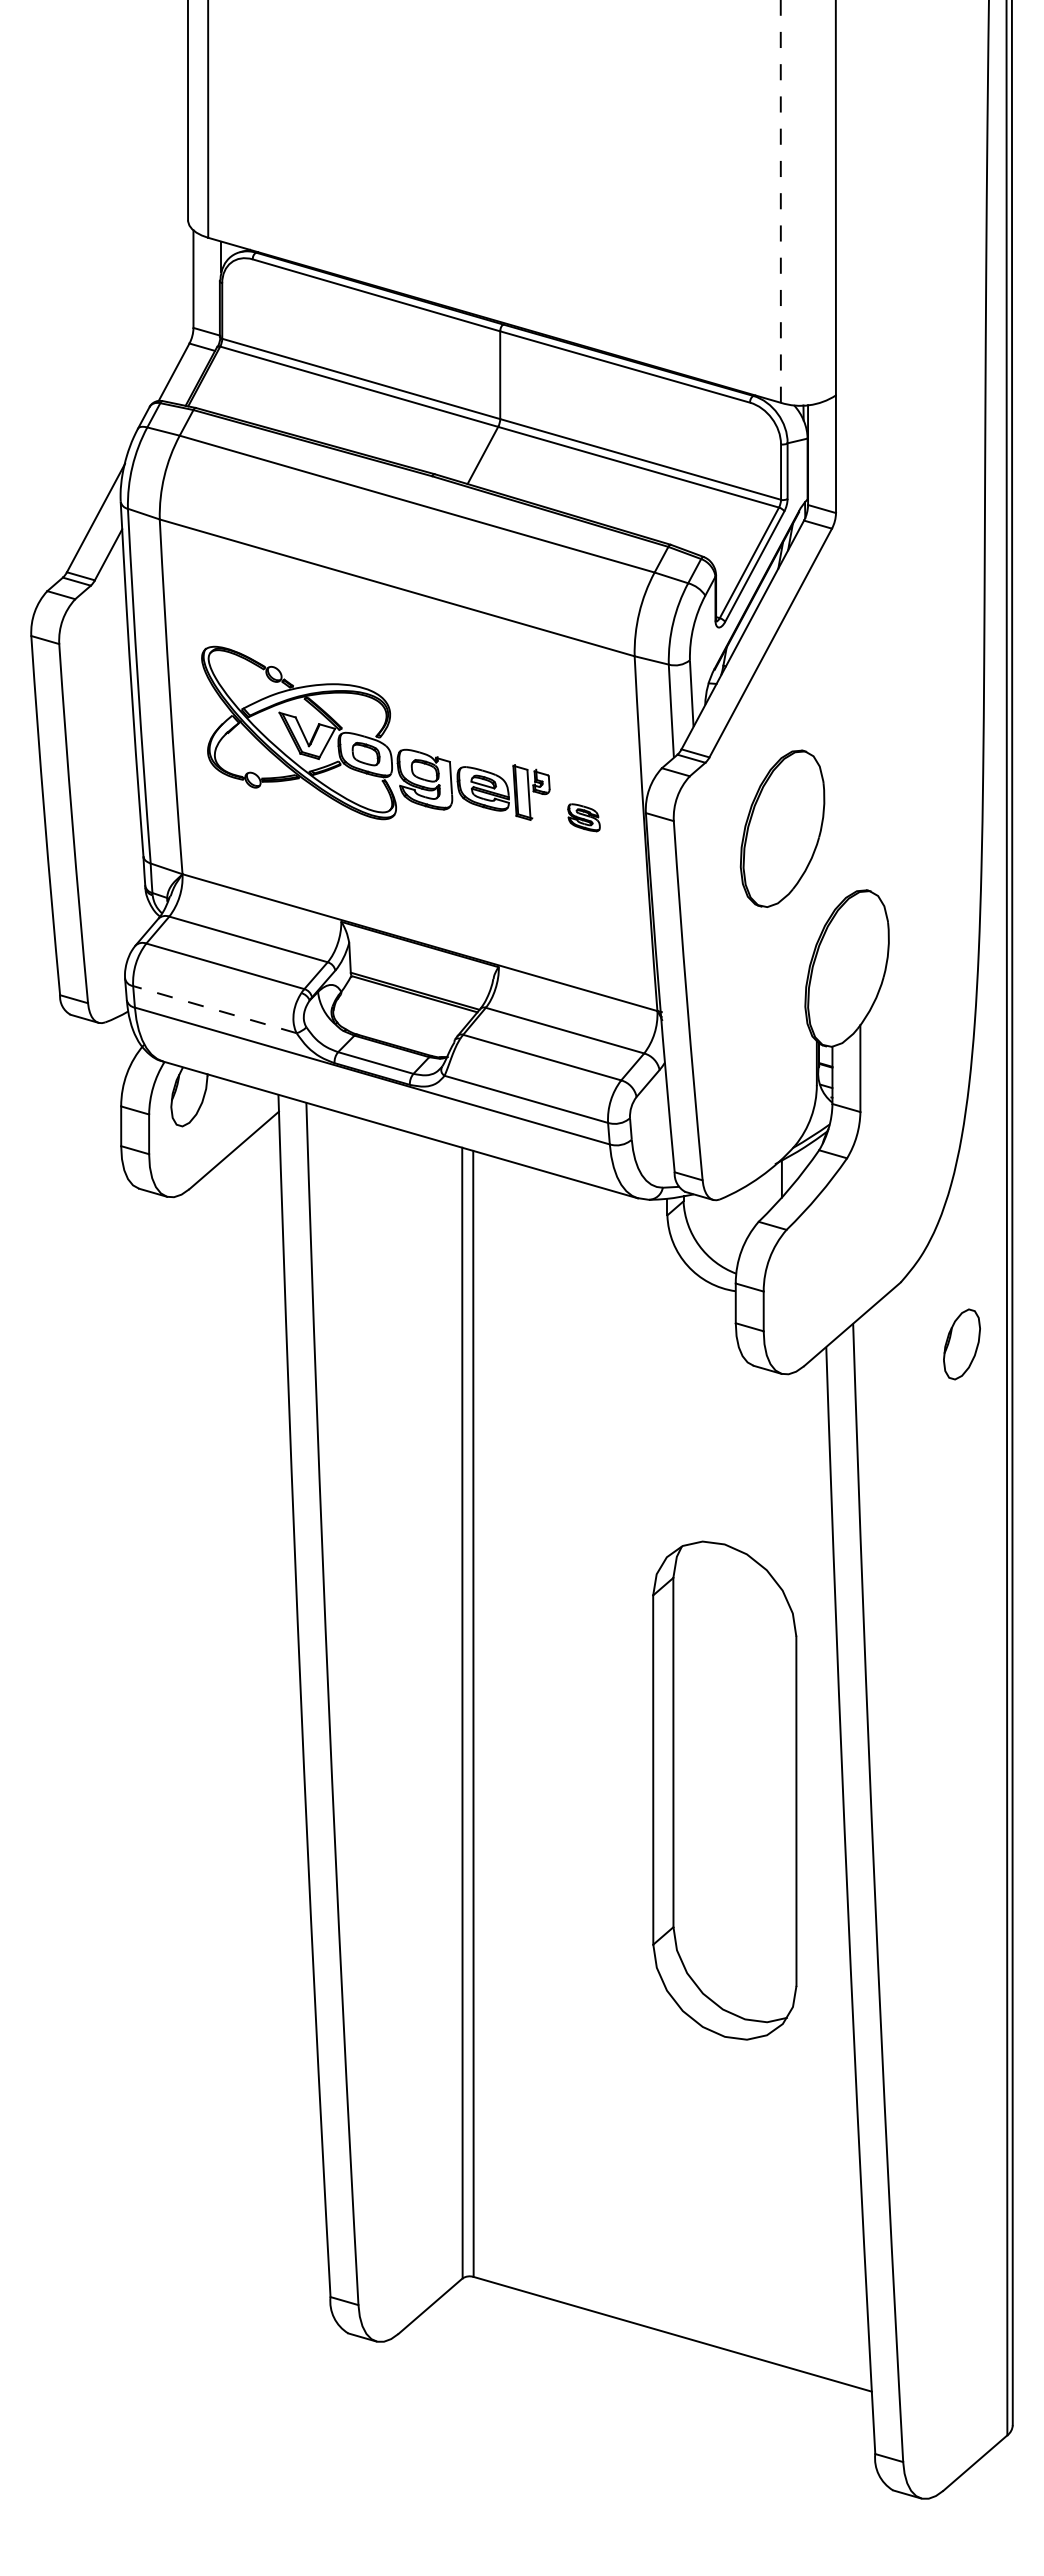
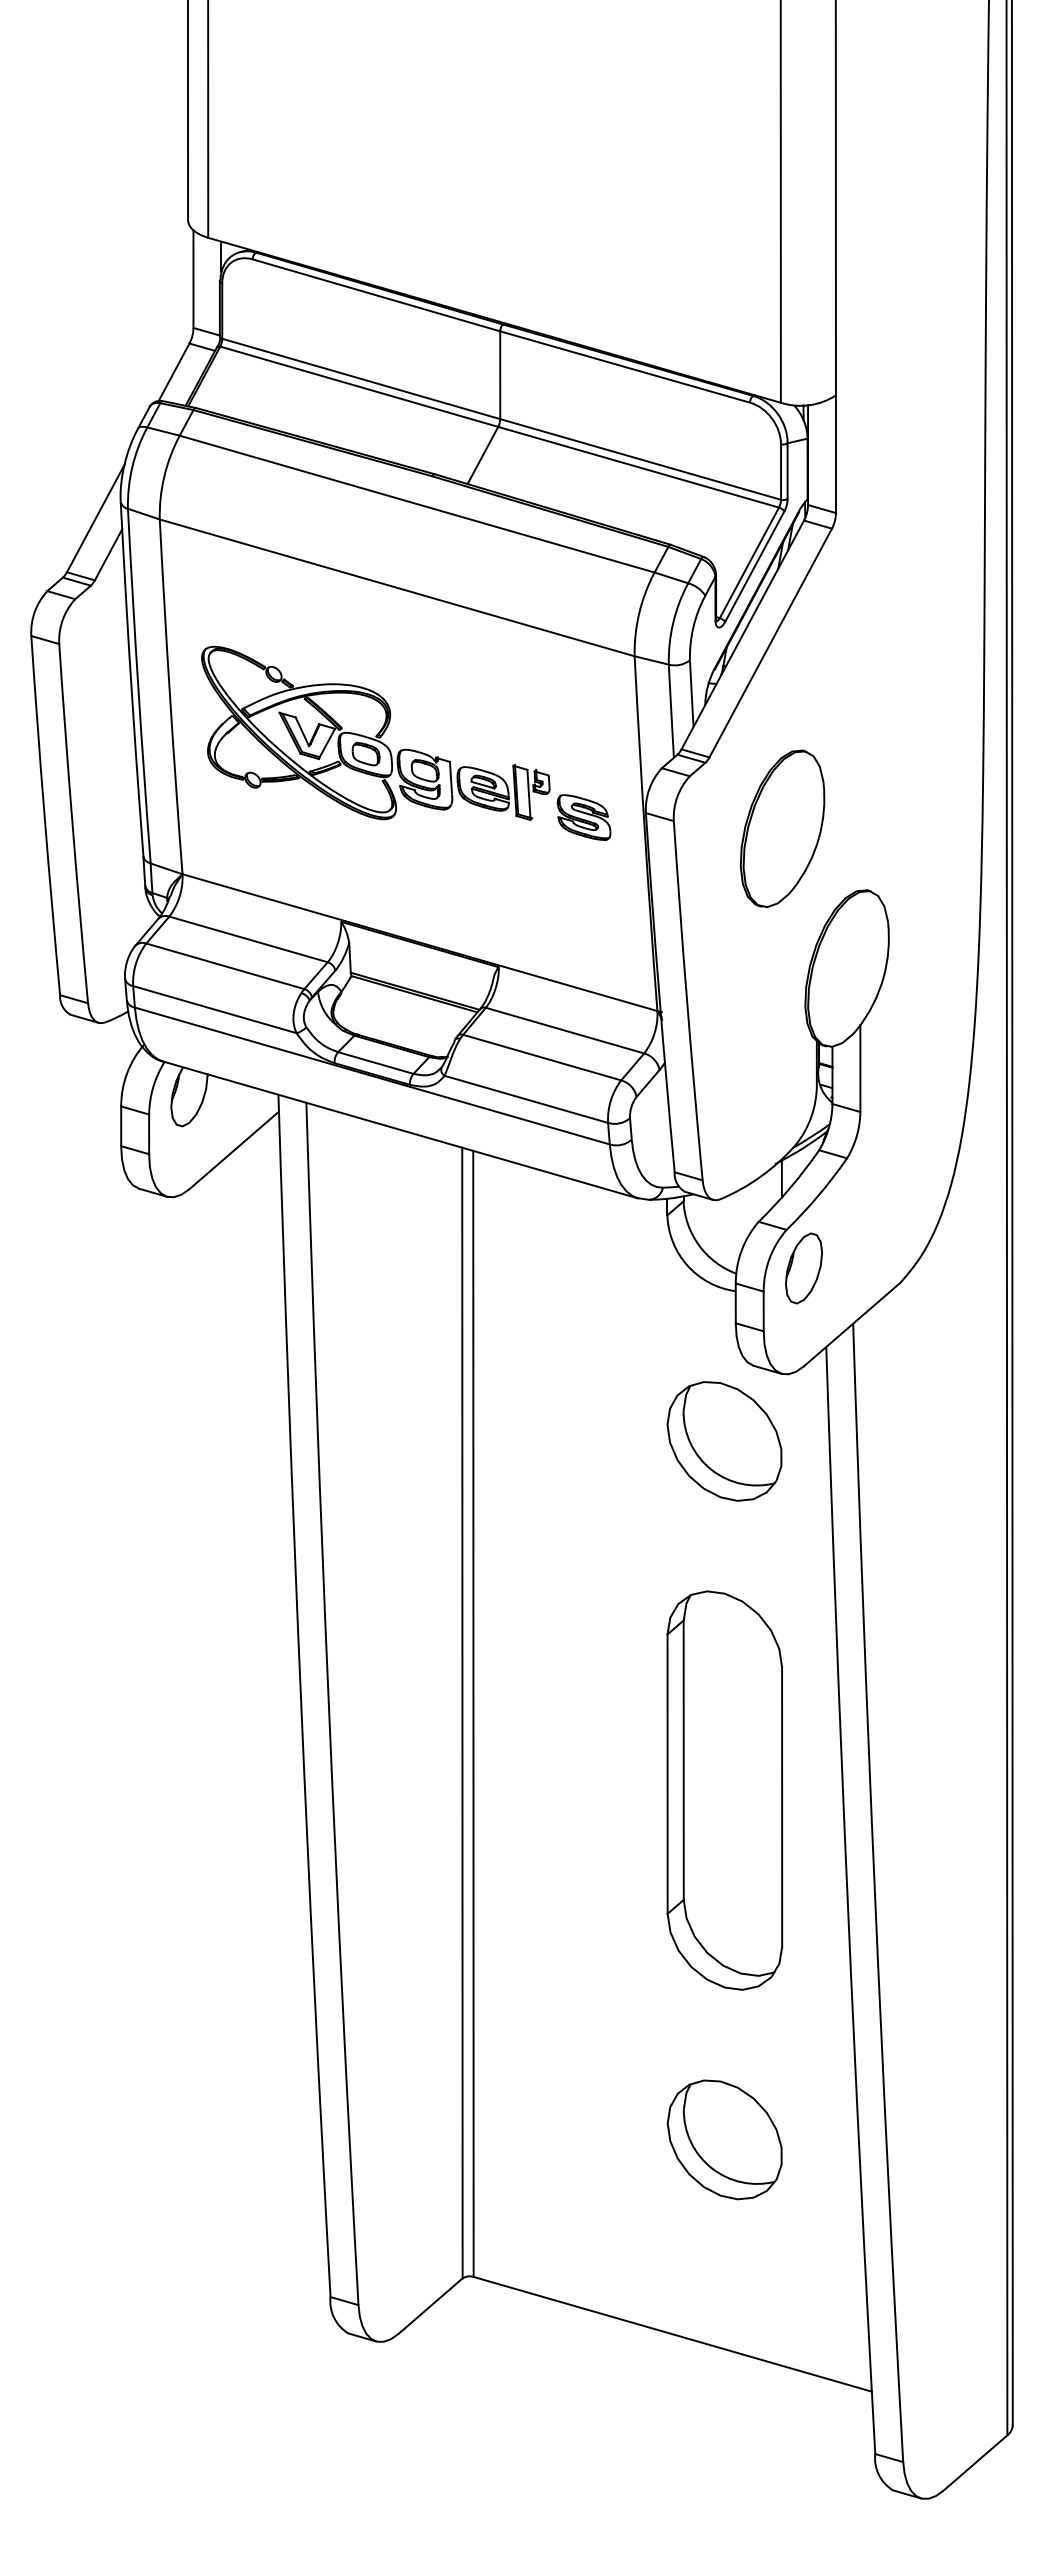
line: dashed -> solid (780, 201)
part size: 34x30 px -> 56x48 px (583, 817)
line: dashed -> solid (214, 1009)
part position: (961, 1344) -> (803, 1268) (803, 1268)
part: none -> present (724, 1441)
part size: 146x501 px -> 118x401 px (724, 1790)
part: none -> present (724, 2139)
